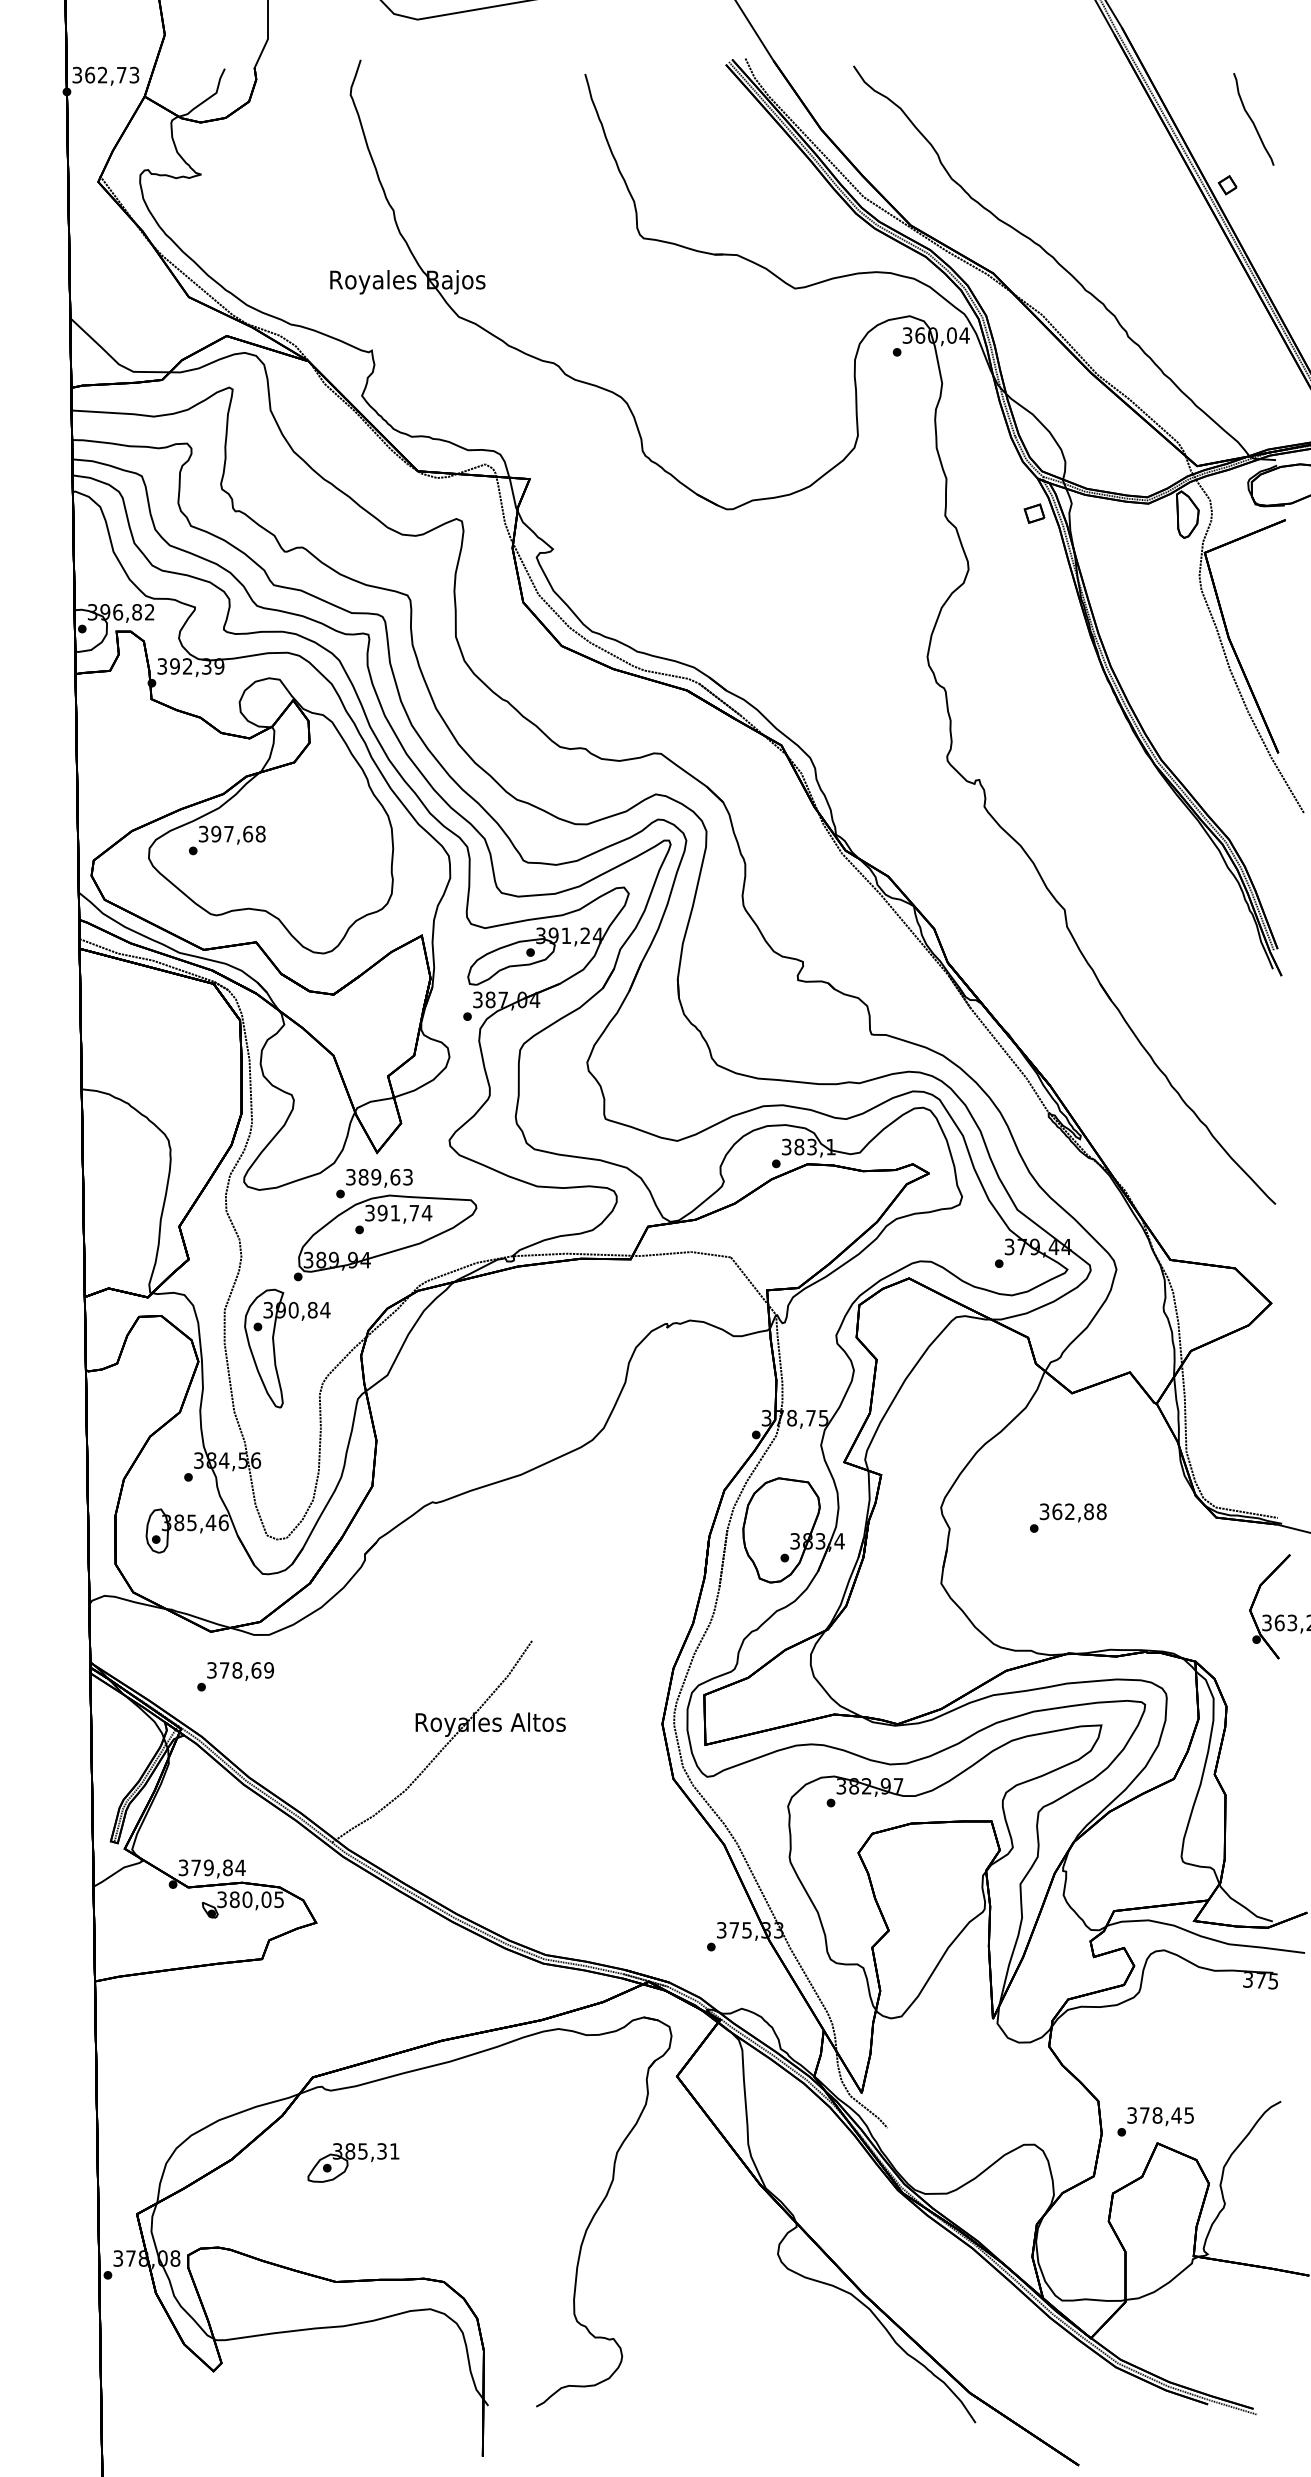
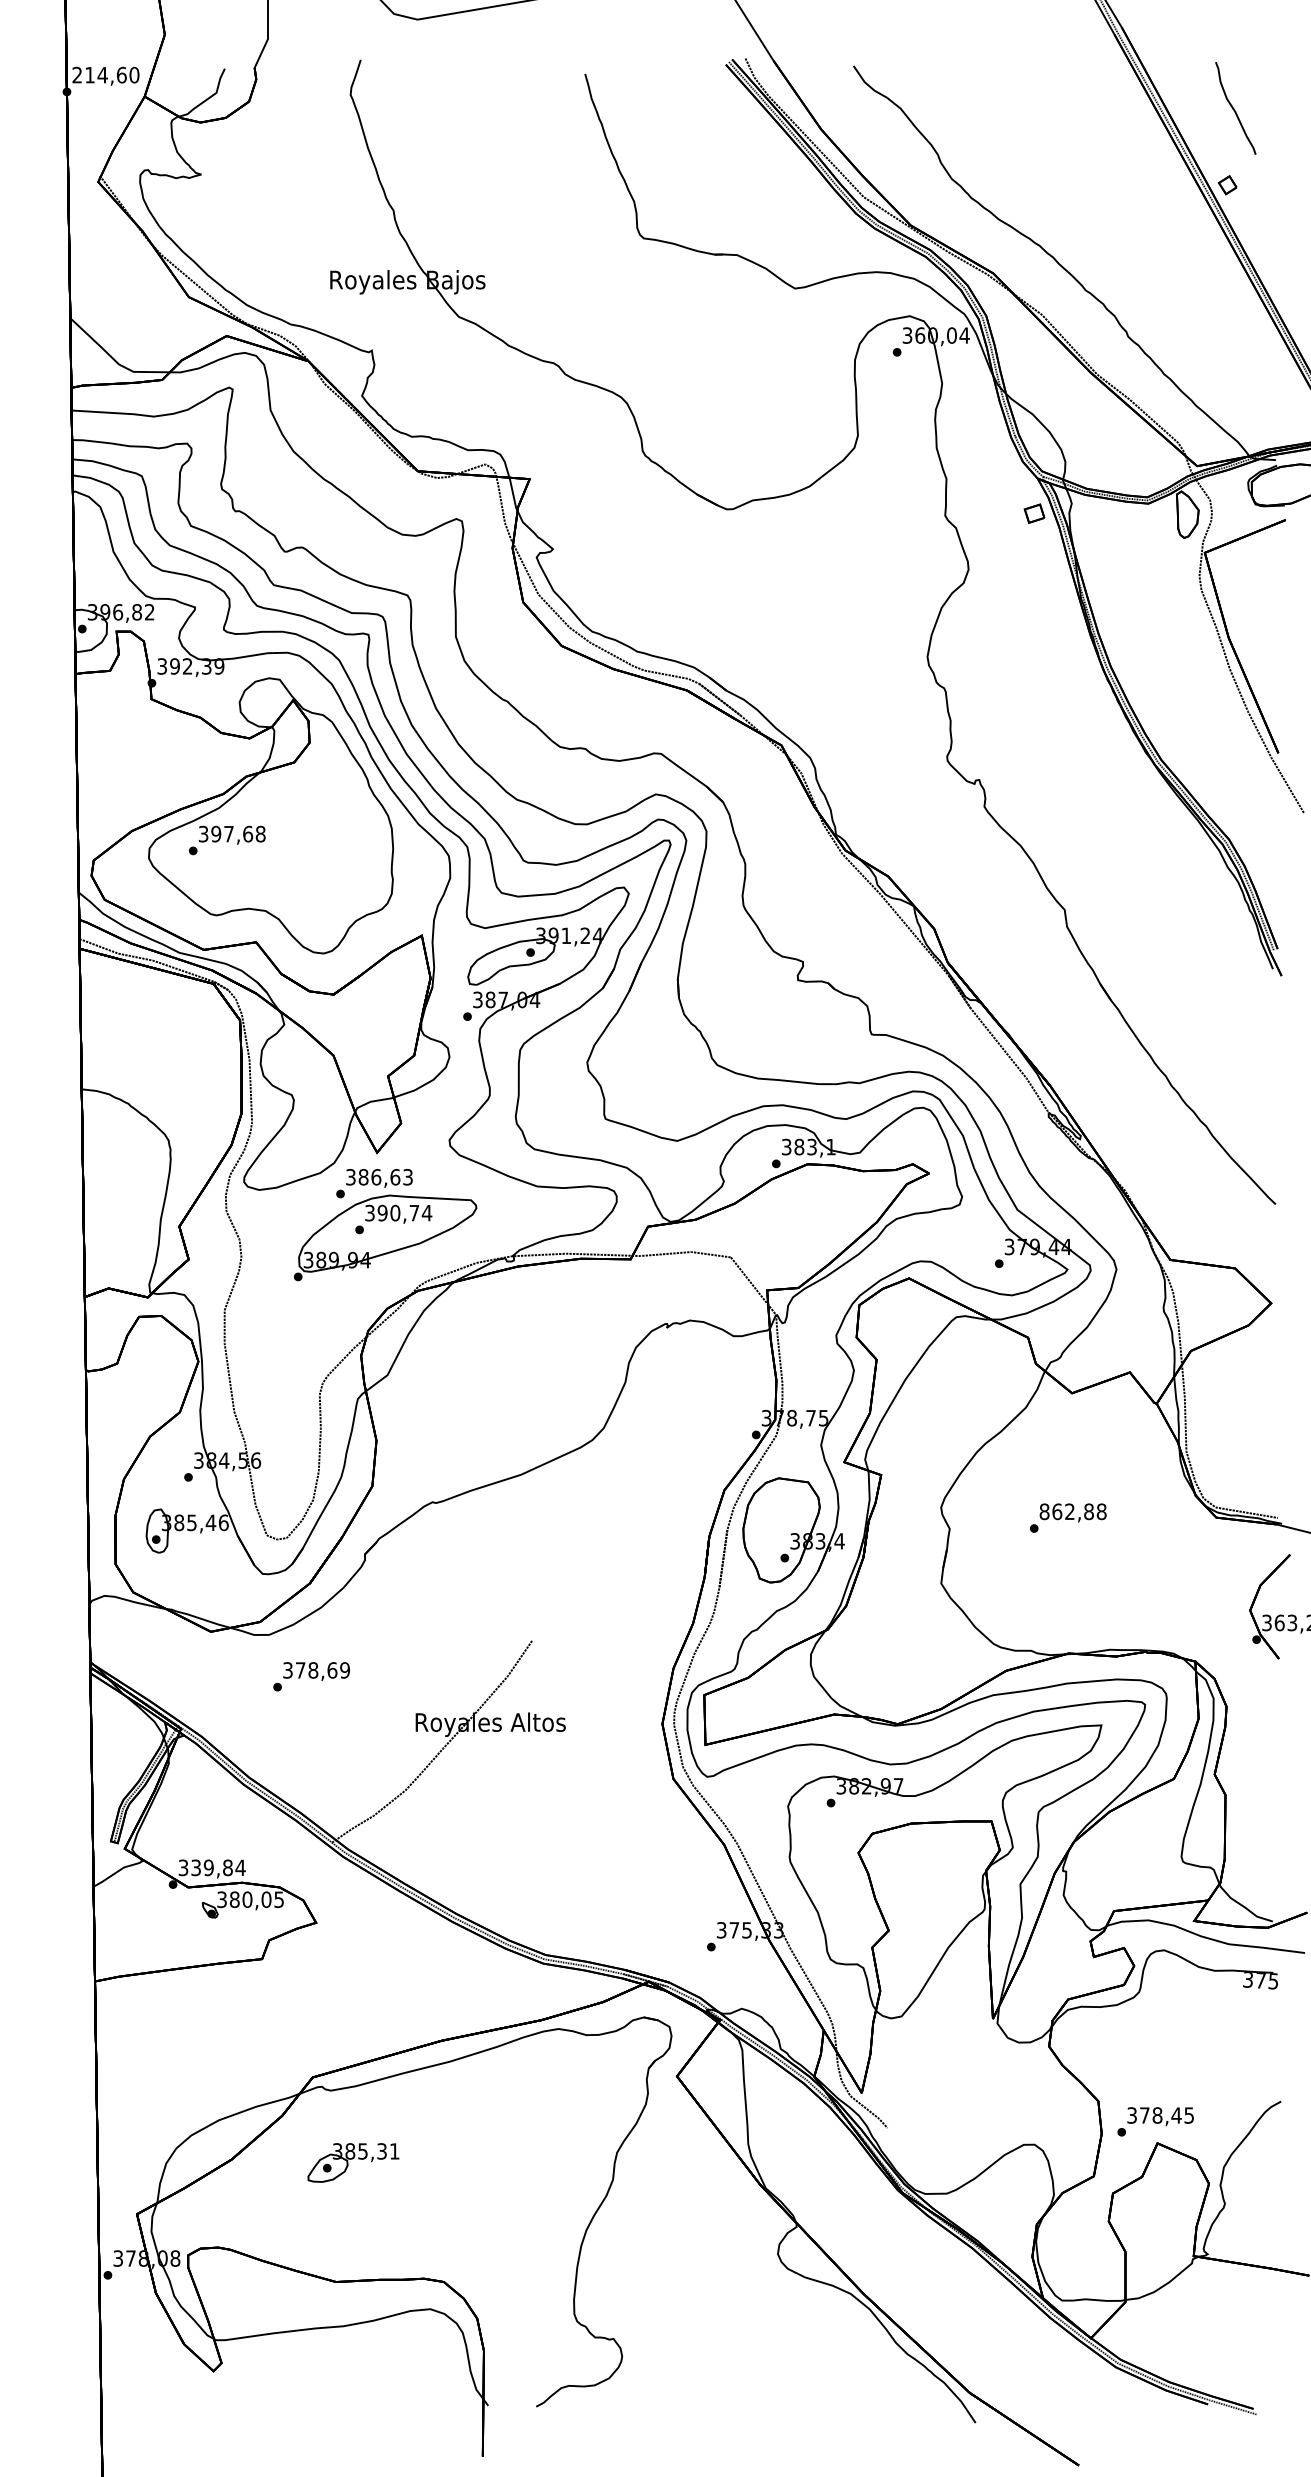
text: 362,73 -> 214,60 (105, 74)
part position: (1253, 119) -> (1235, 108) (1235, 108)
text: 389,63 -> 386,63 (376, 1177)
text: 391,74 -> 390,74 (395, 1212)
part: present -> none (275, 1351)
text: 362,88 -> 862,88 (1044, 1511)
text position: (235, 1676) -> (311, 1676) (311, 1676)
text: 379,84 -> 339,84 (195, 1867)
